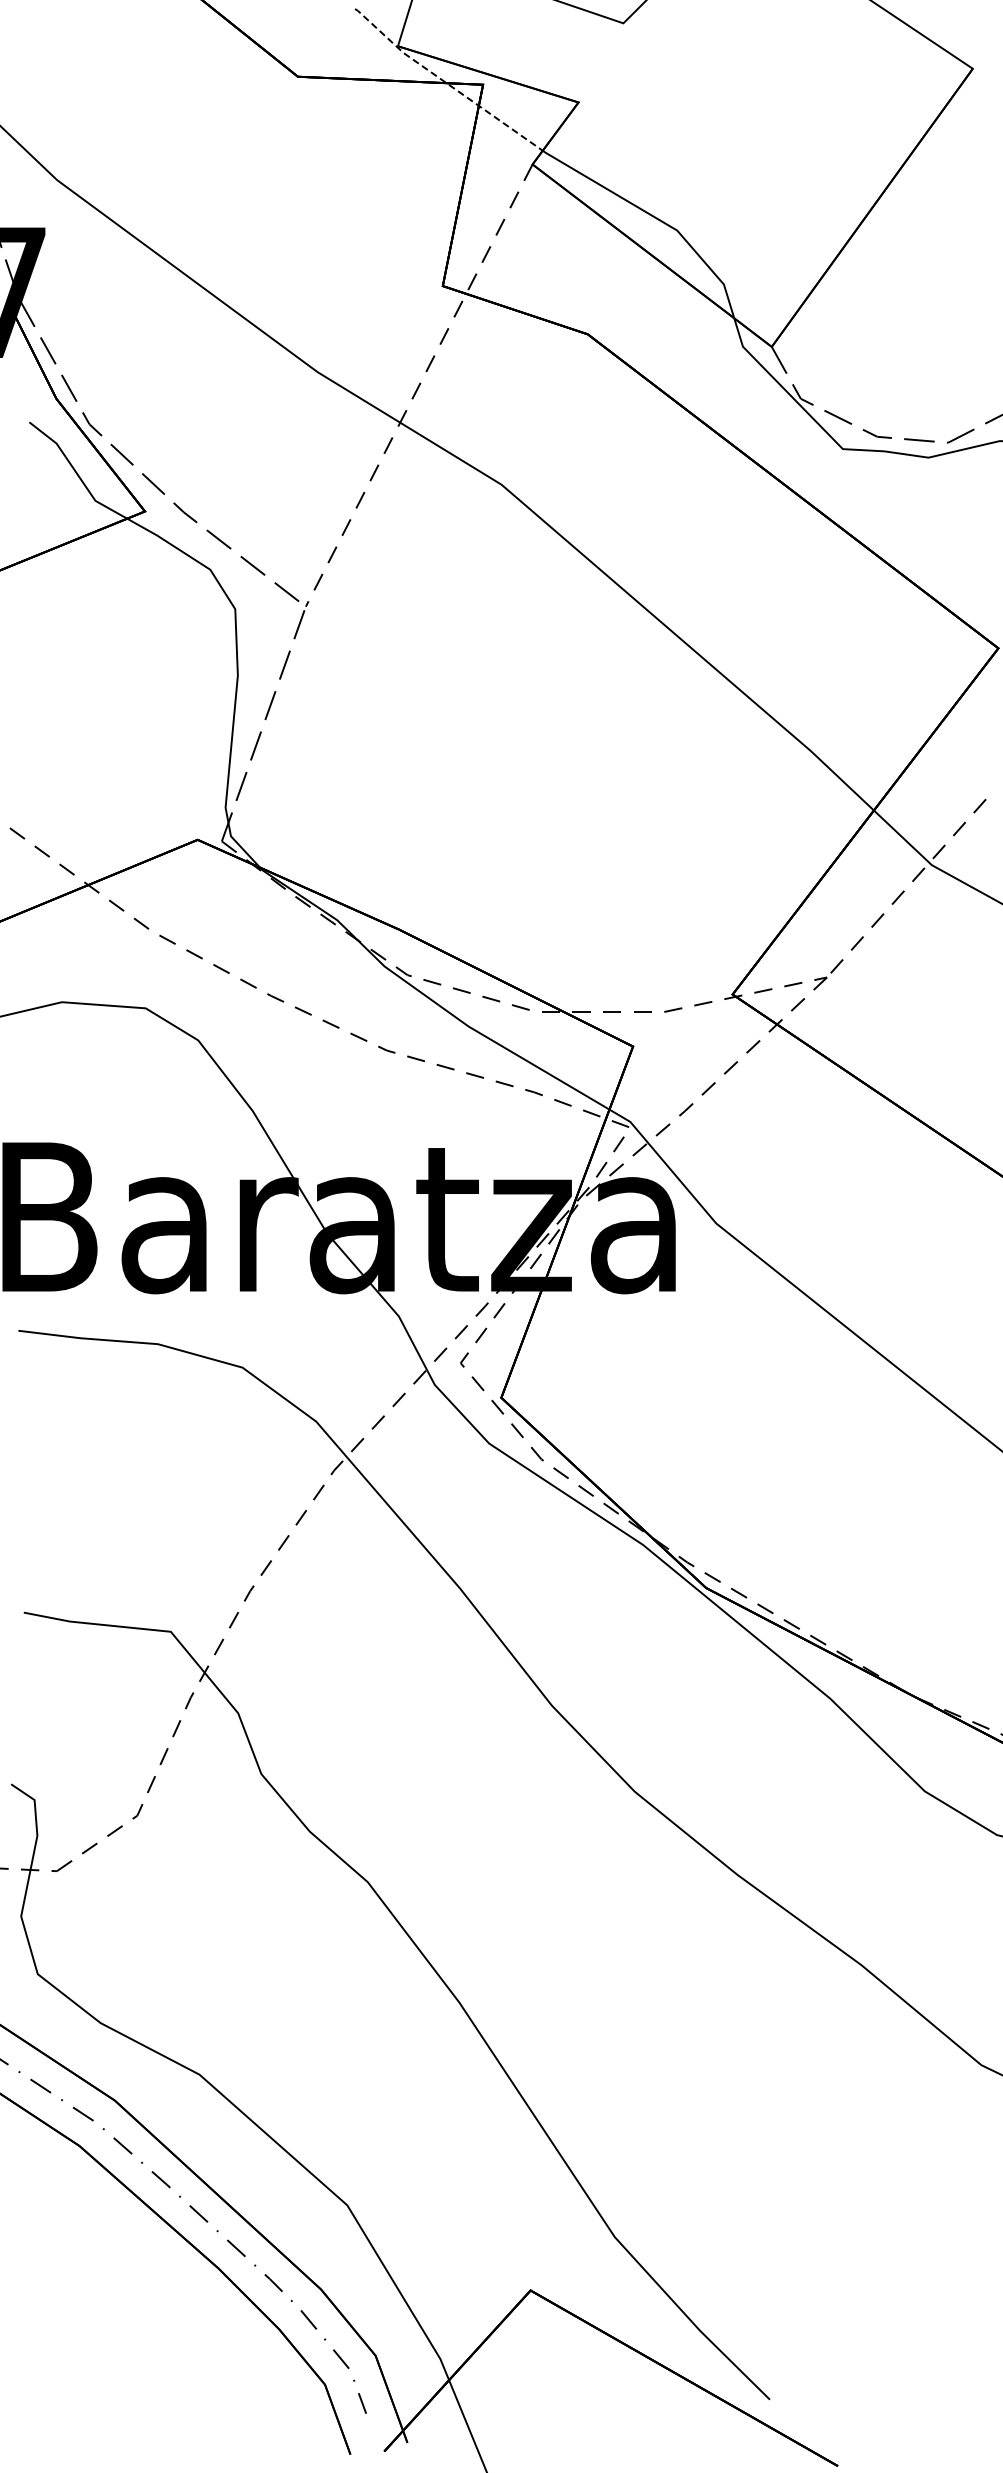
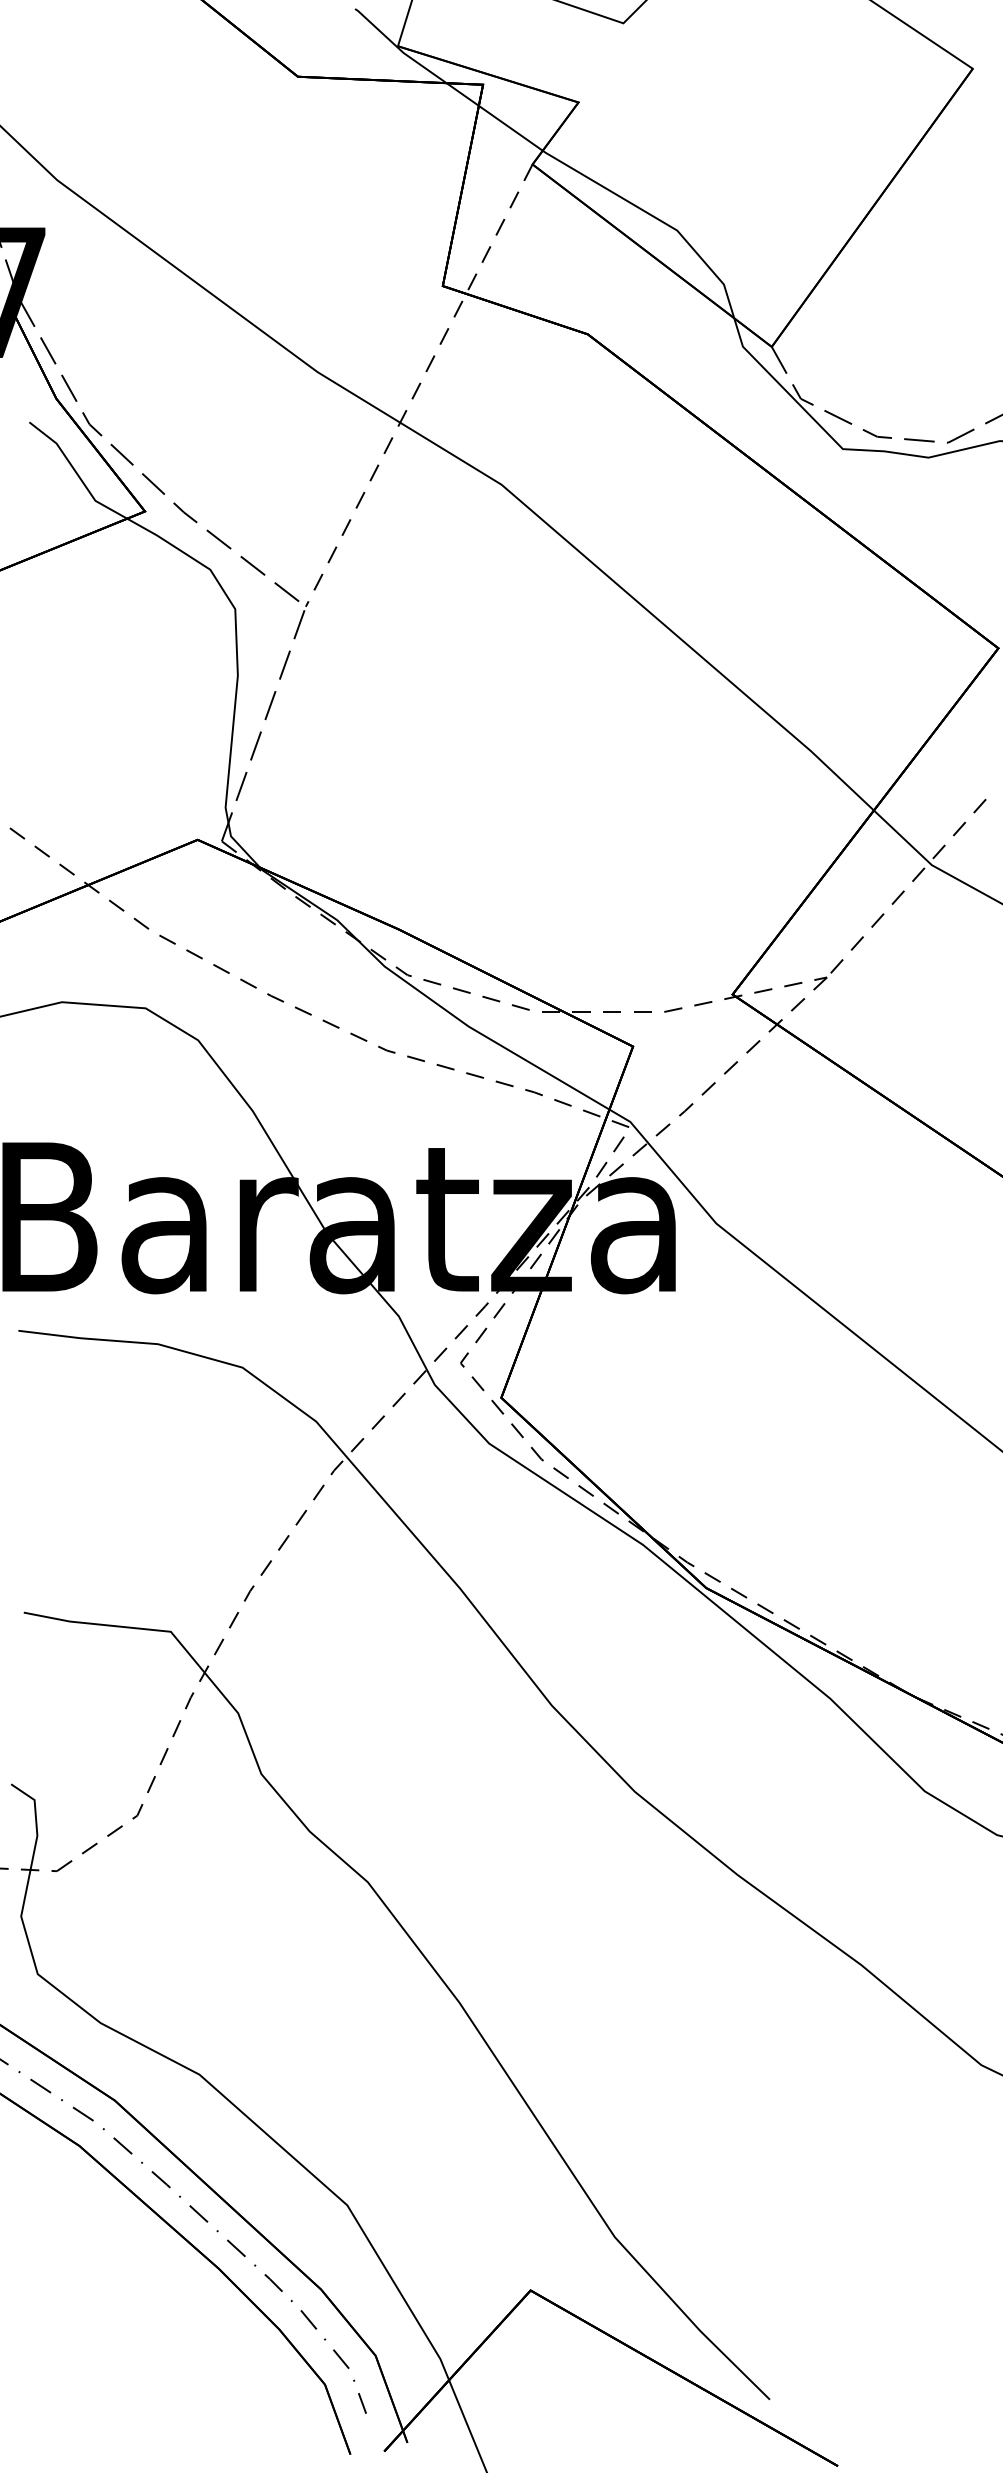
line: dashed -> solid (445, 82)
